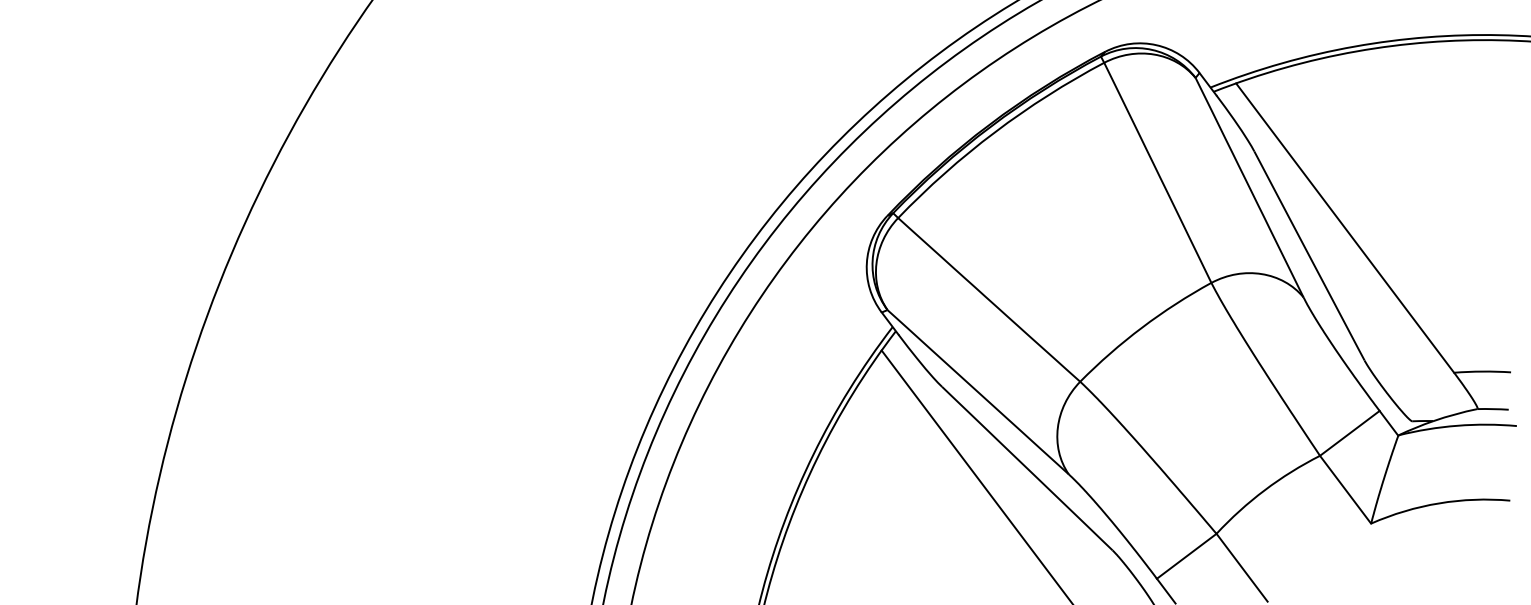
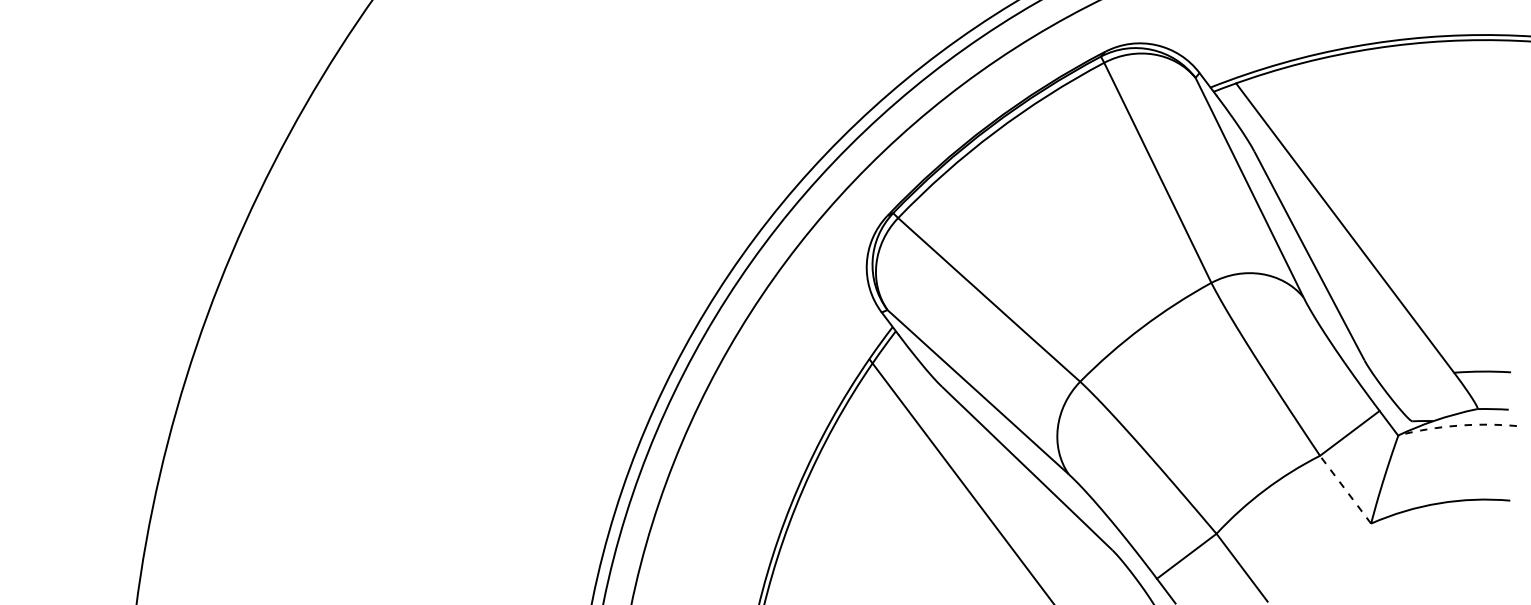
arc: solid -> dashed (1457, 425)
line position: (975, 475) -> (960, 480) (960, 480)
line: solid -> dashed (1345, 489)
